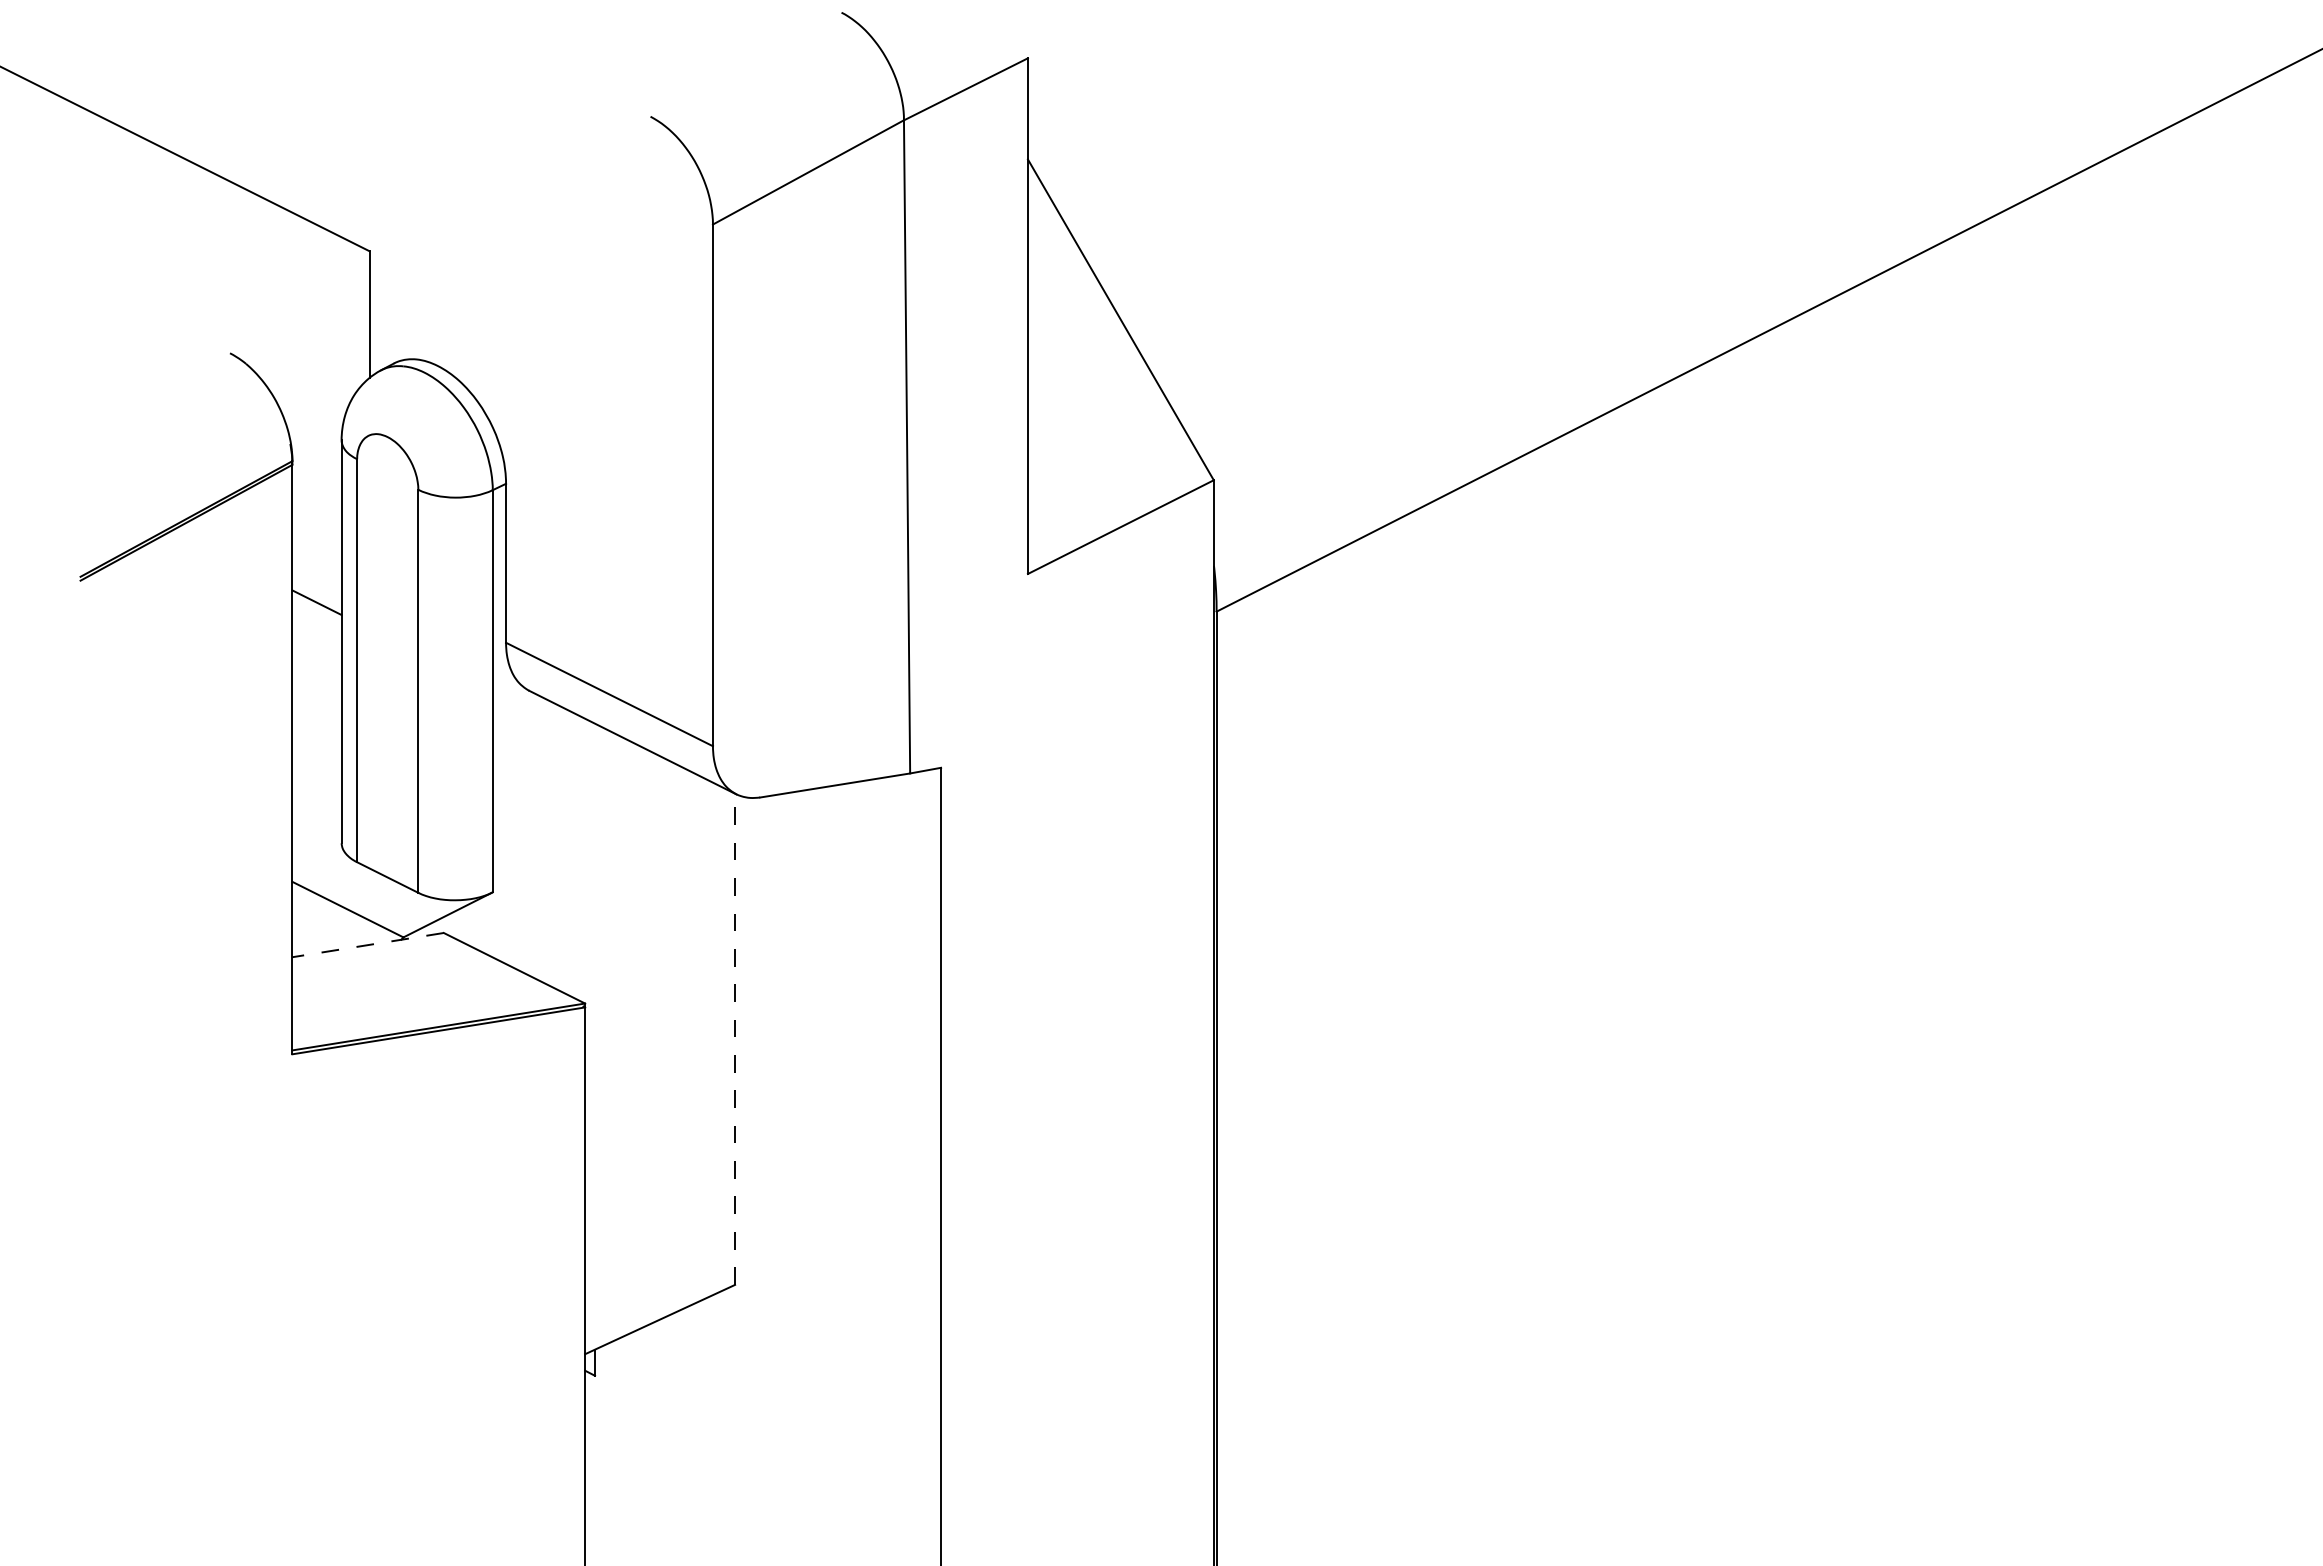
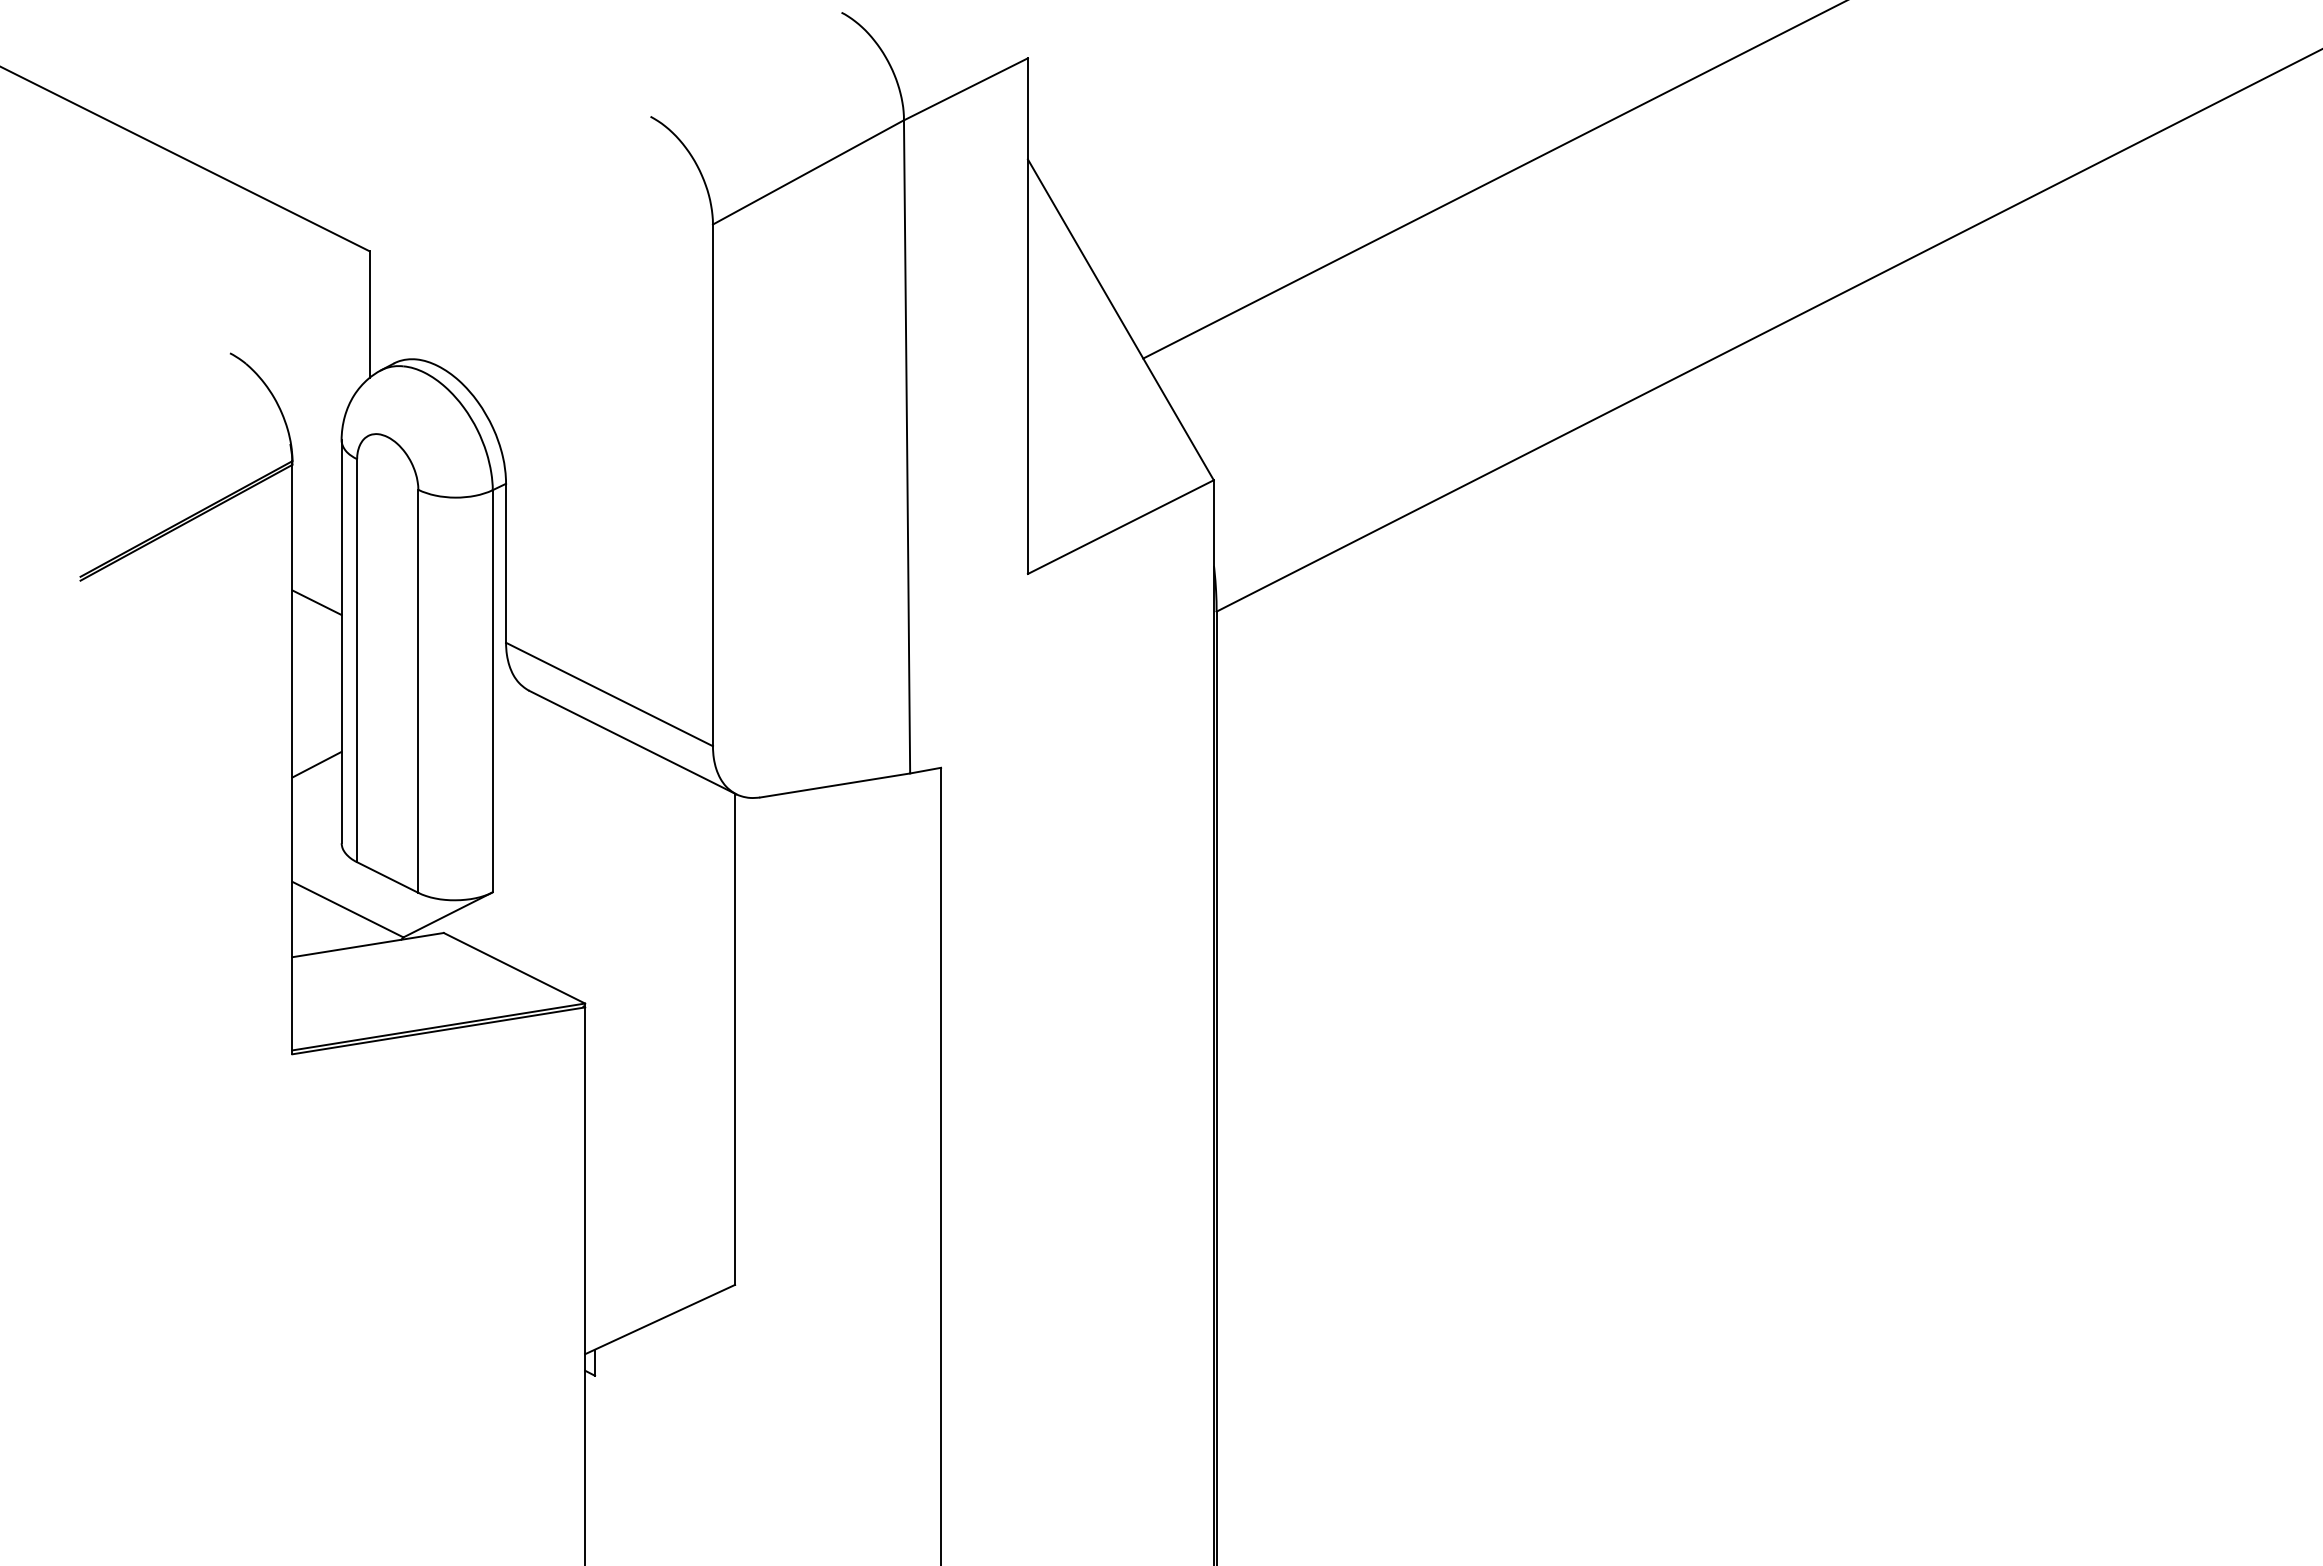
line: none -> present (1493, 180)
line: none -> present (316, 764)
line: dashed -> solid (368, 945)
line: dashed -> solid (735, 1039)
